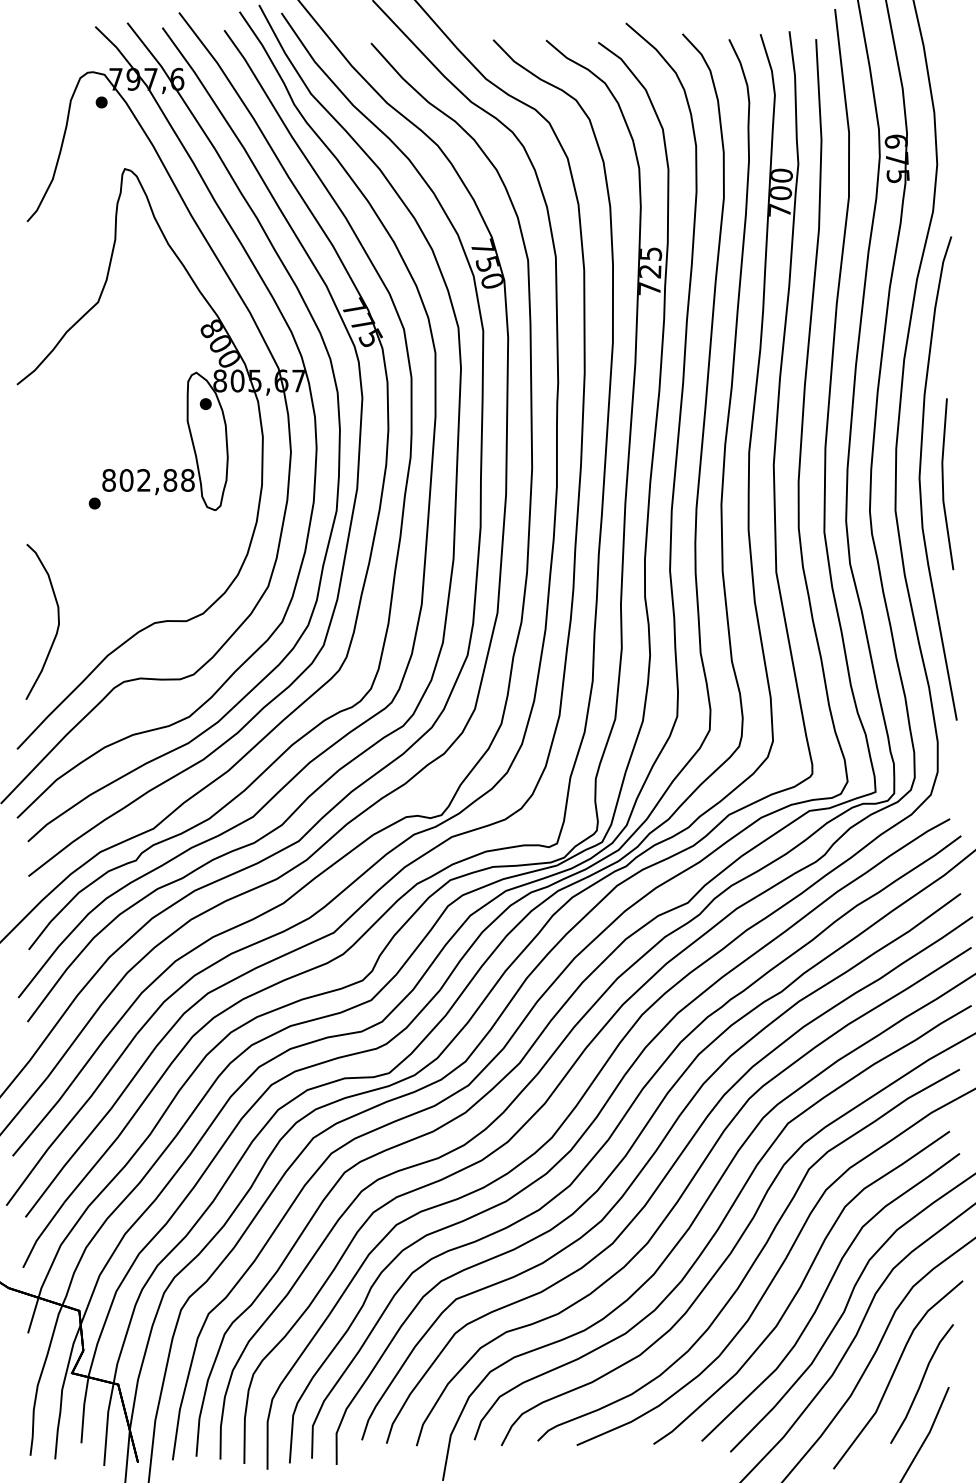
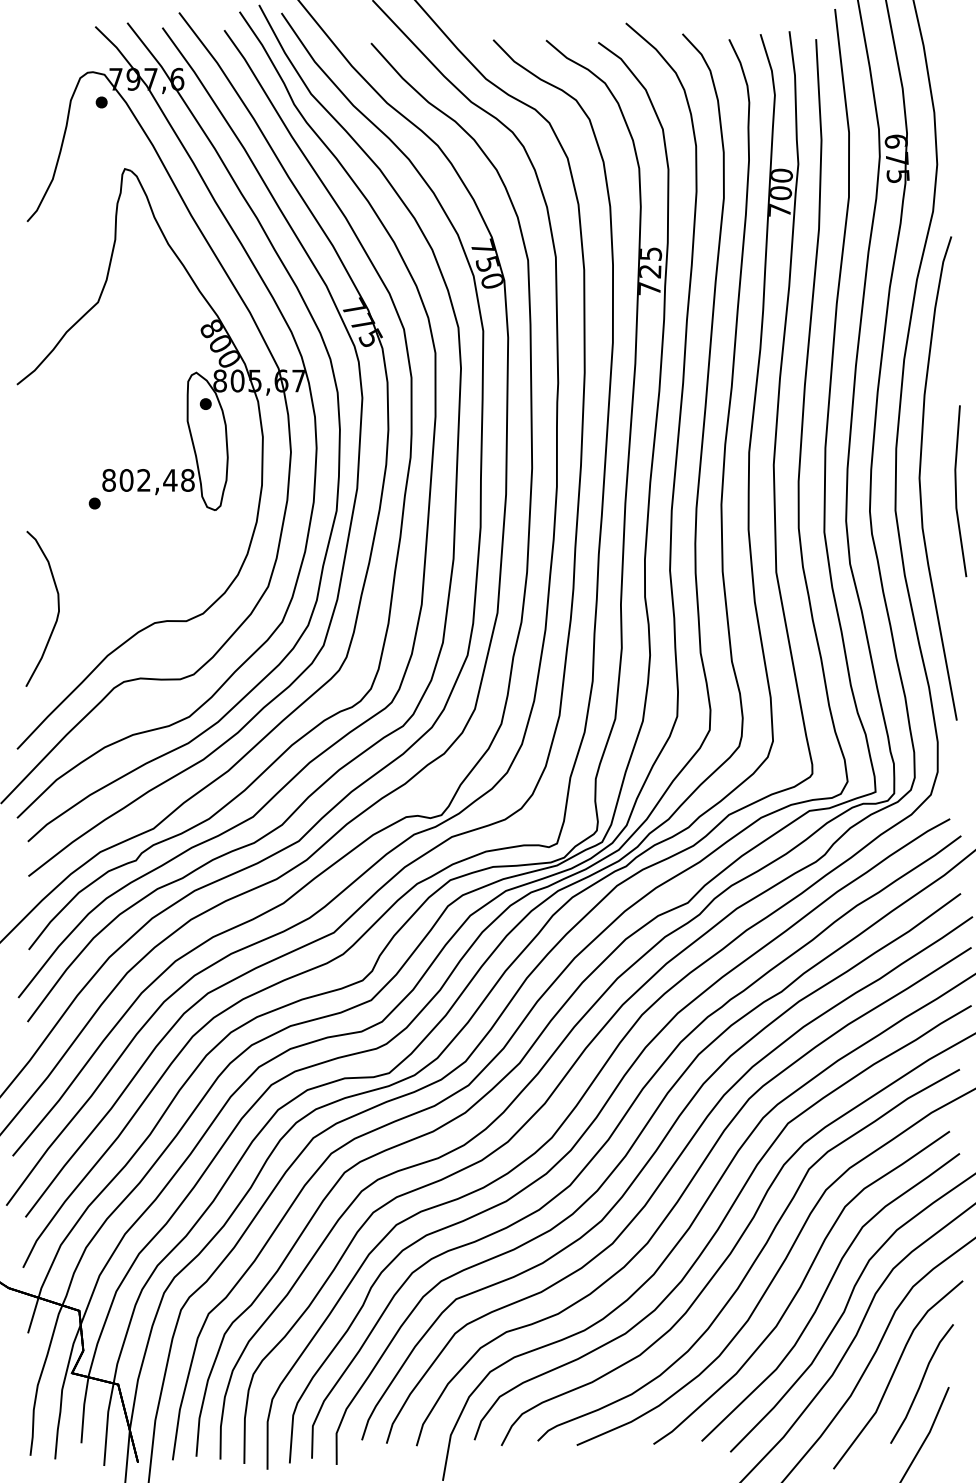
text: 802,88 -> 802,48 (170, 480)
line position: (943, 484) -> (956, 491) (956, 491)
curve position: (57, 618) -> (57, 605) (57, 605)
